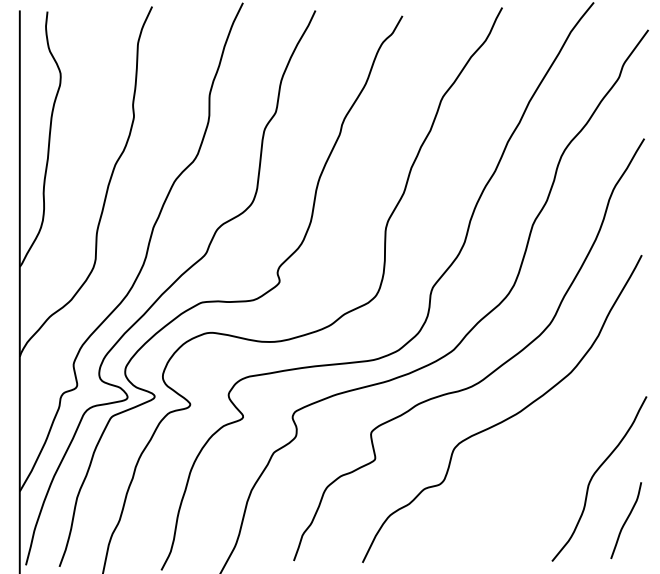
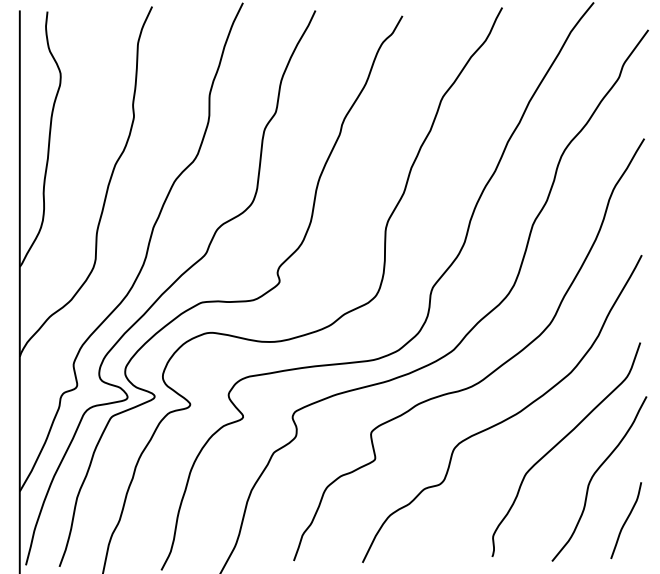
curve: none -> present (559, 443)
